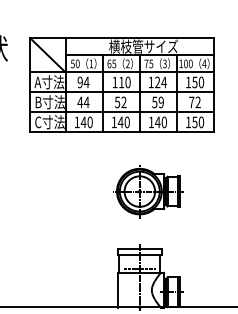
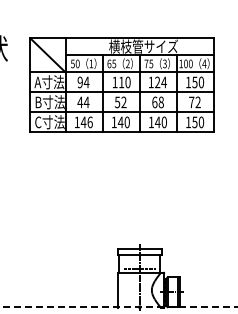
text: 59 -> 68 (157, 102)
text: 140 -> 146 (89, 121)
part: present -> none (148, 191)
line: solid -> dashed (119, 307)
